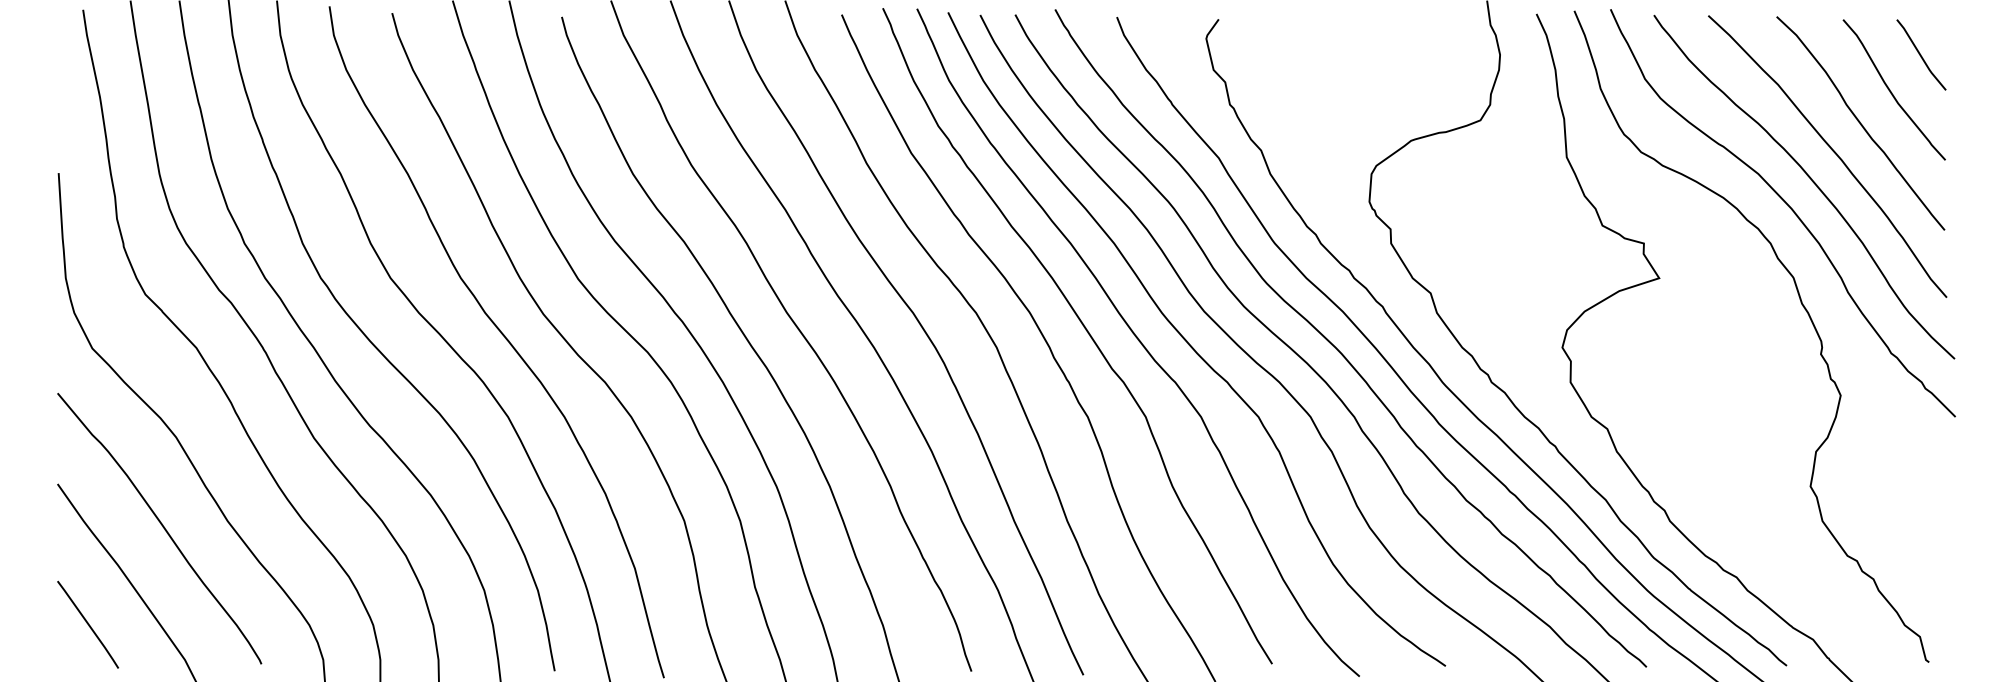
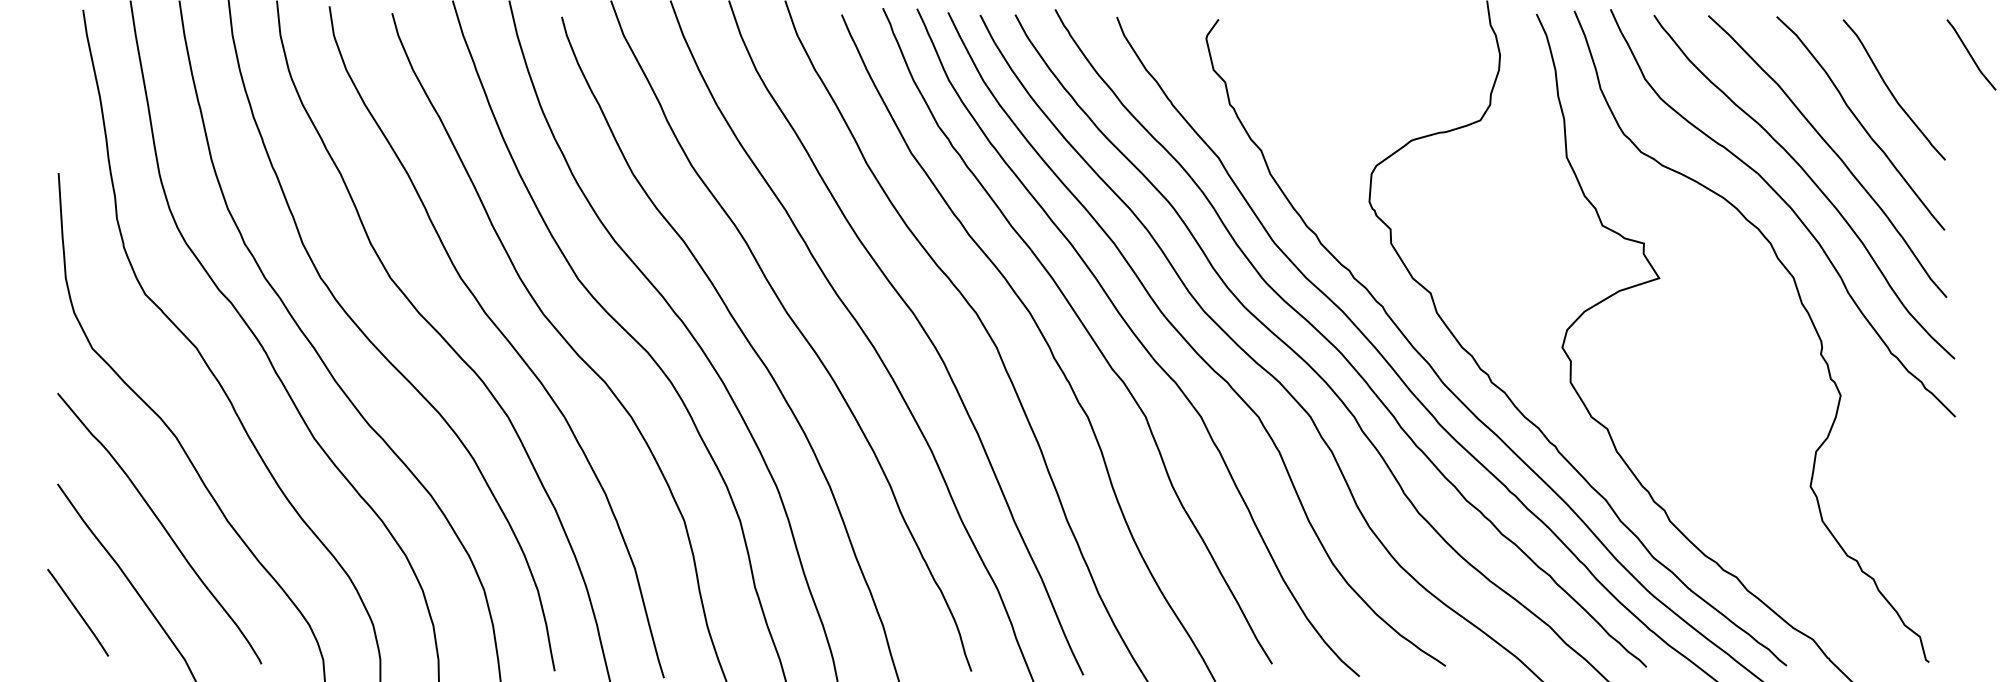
line position: (1921, 54) -> (1971, 54) (1971, 54)
line position: (88, 624) -> (78, 612) (78, 612)
